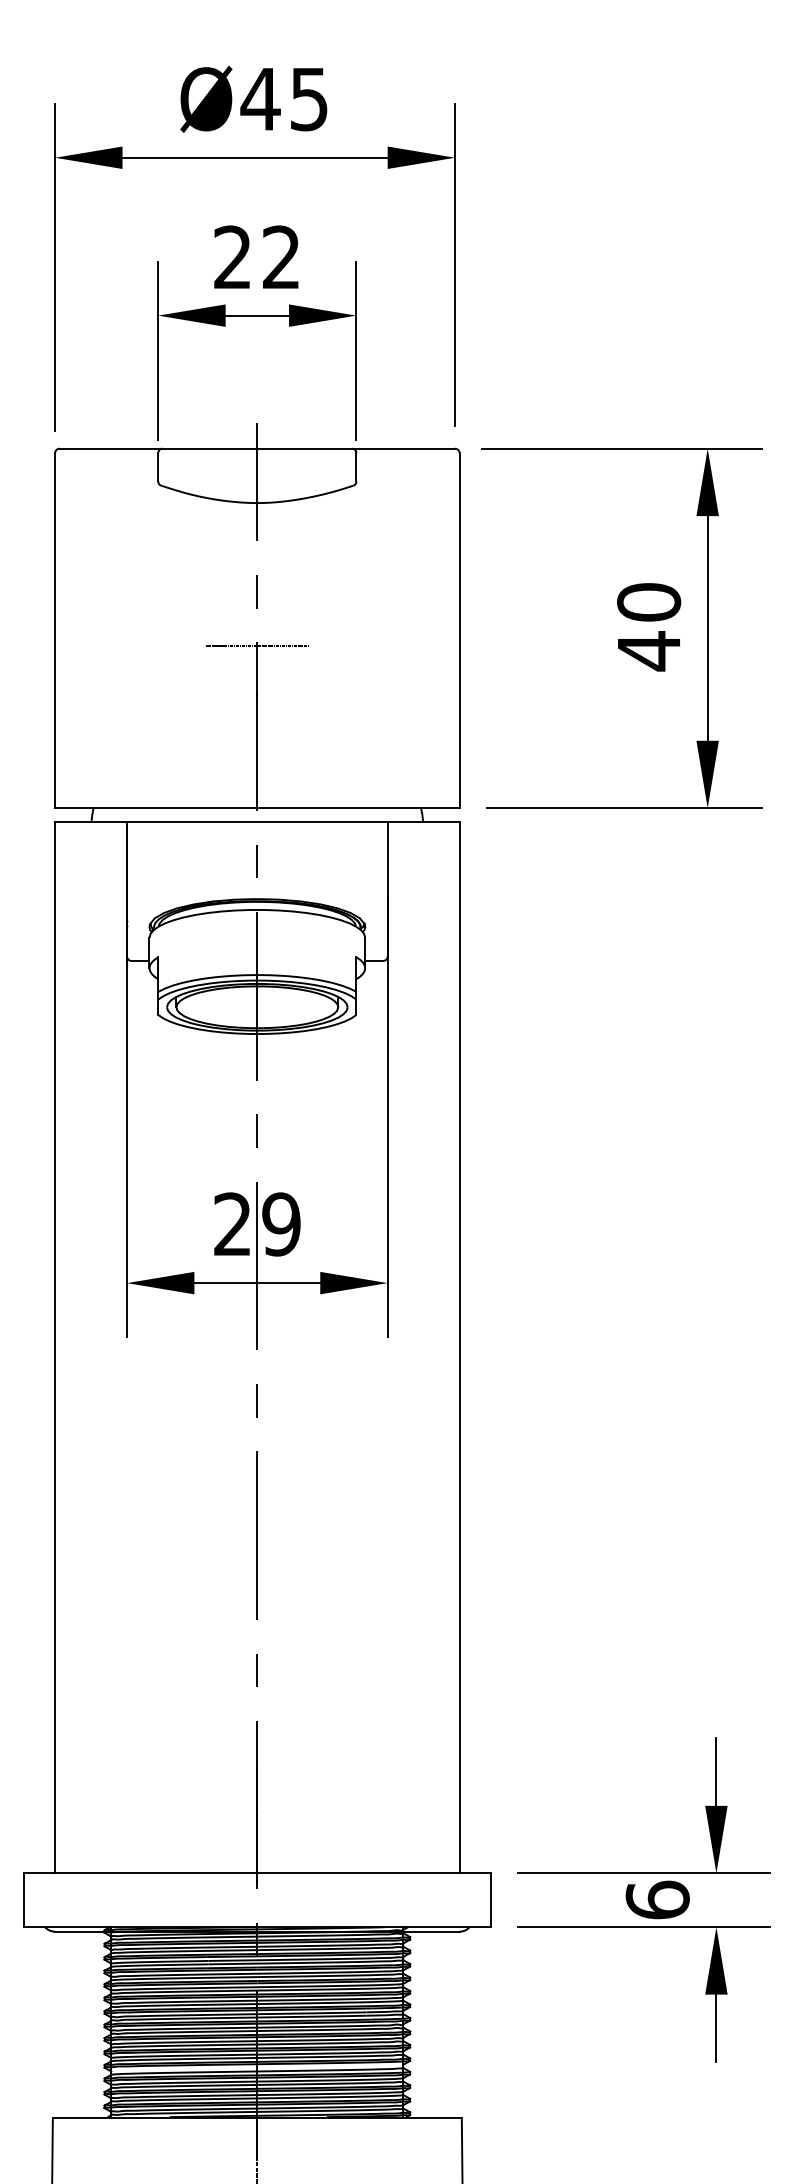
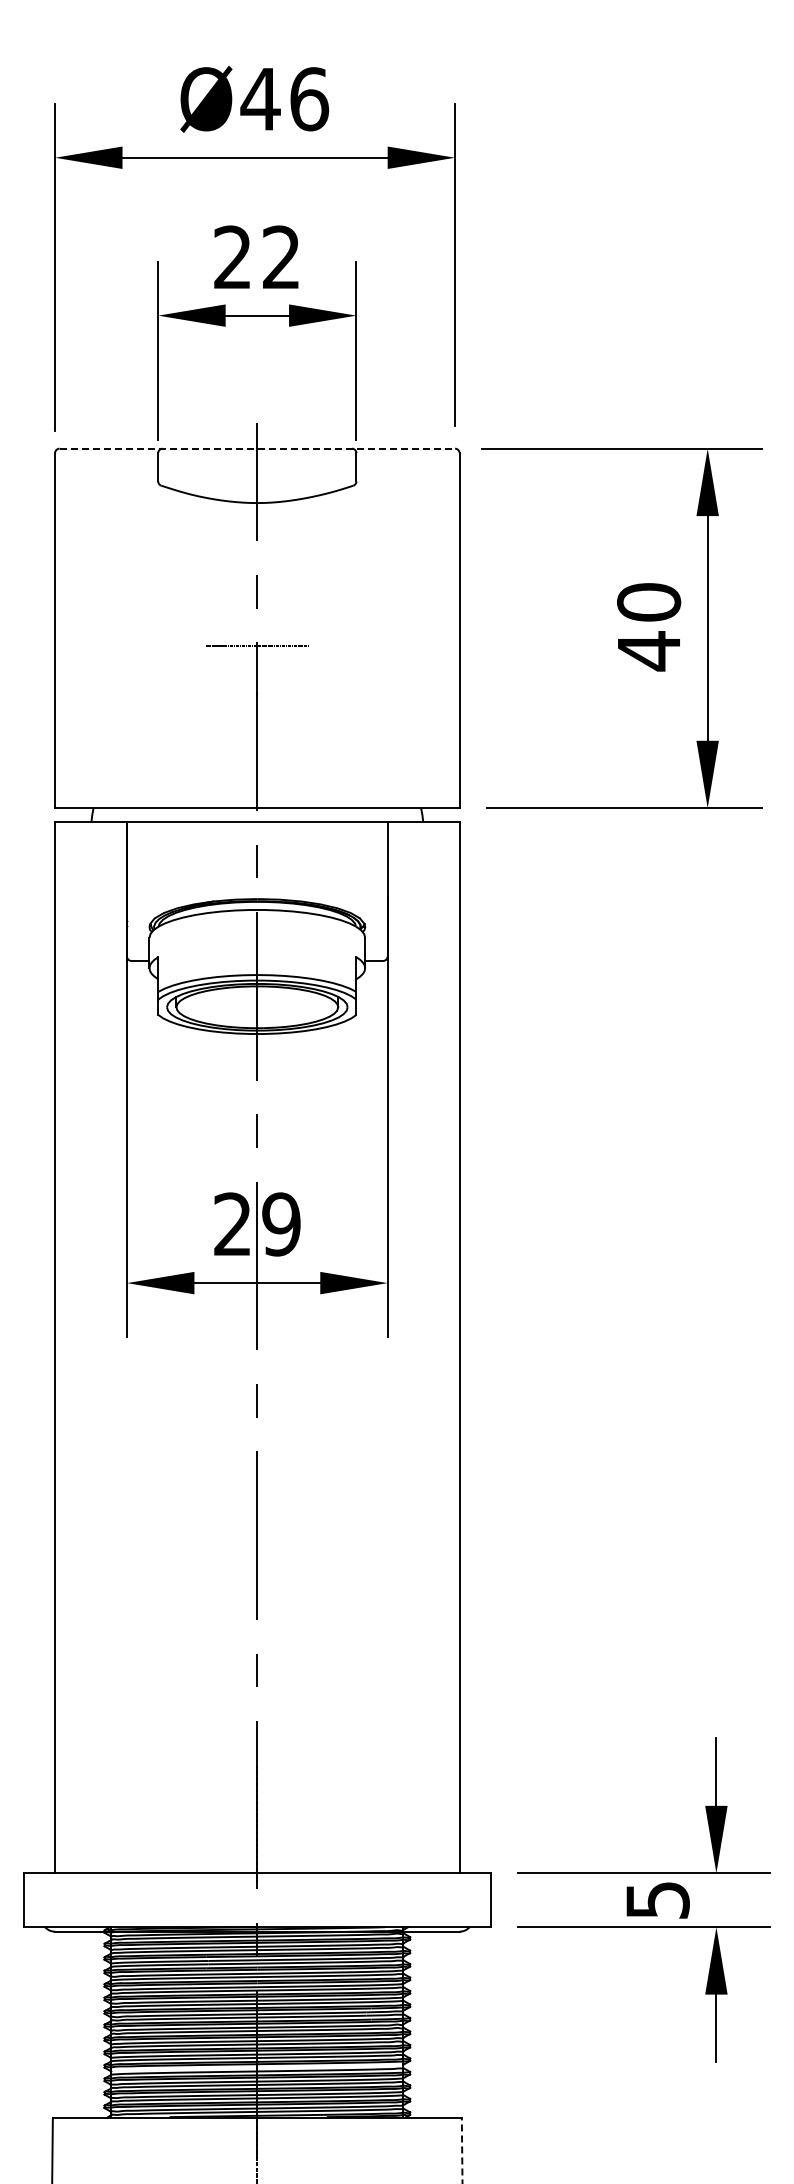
text: Ø45 -> Ø46 (309, 99)
line: solid -> dashed (257, 448)
text: 6 -> 5 (657, 1899)
line: solid -> dashed (462, 2150)
